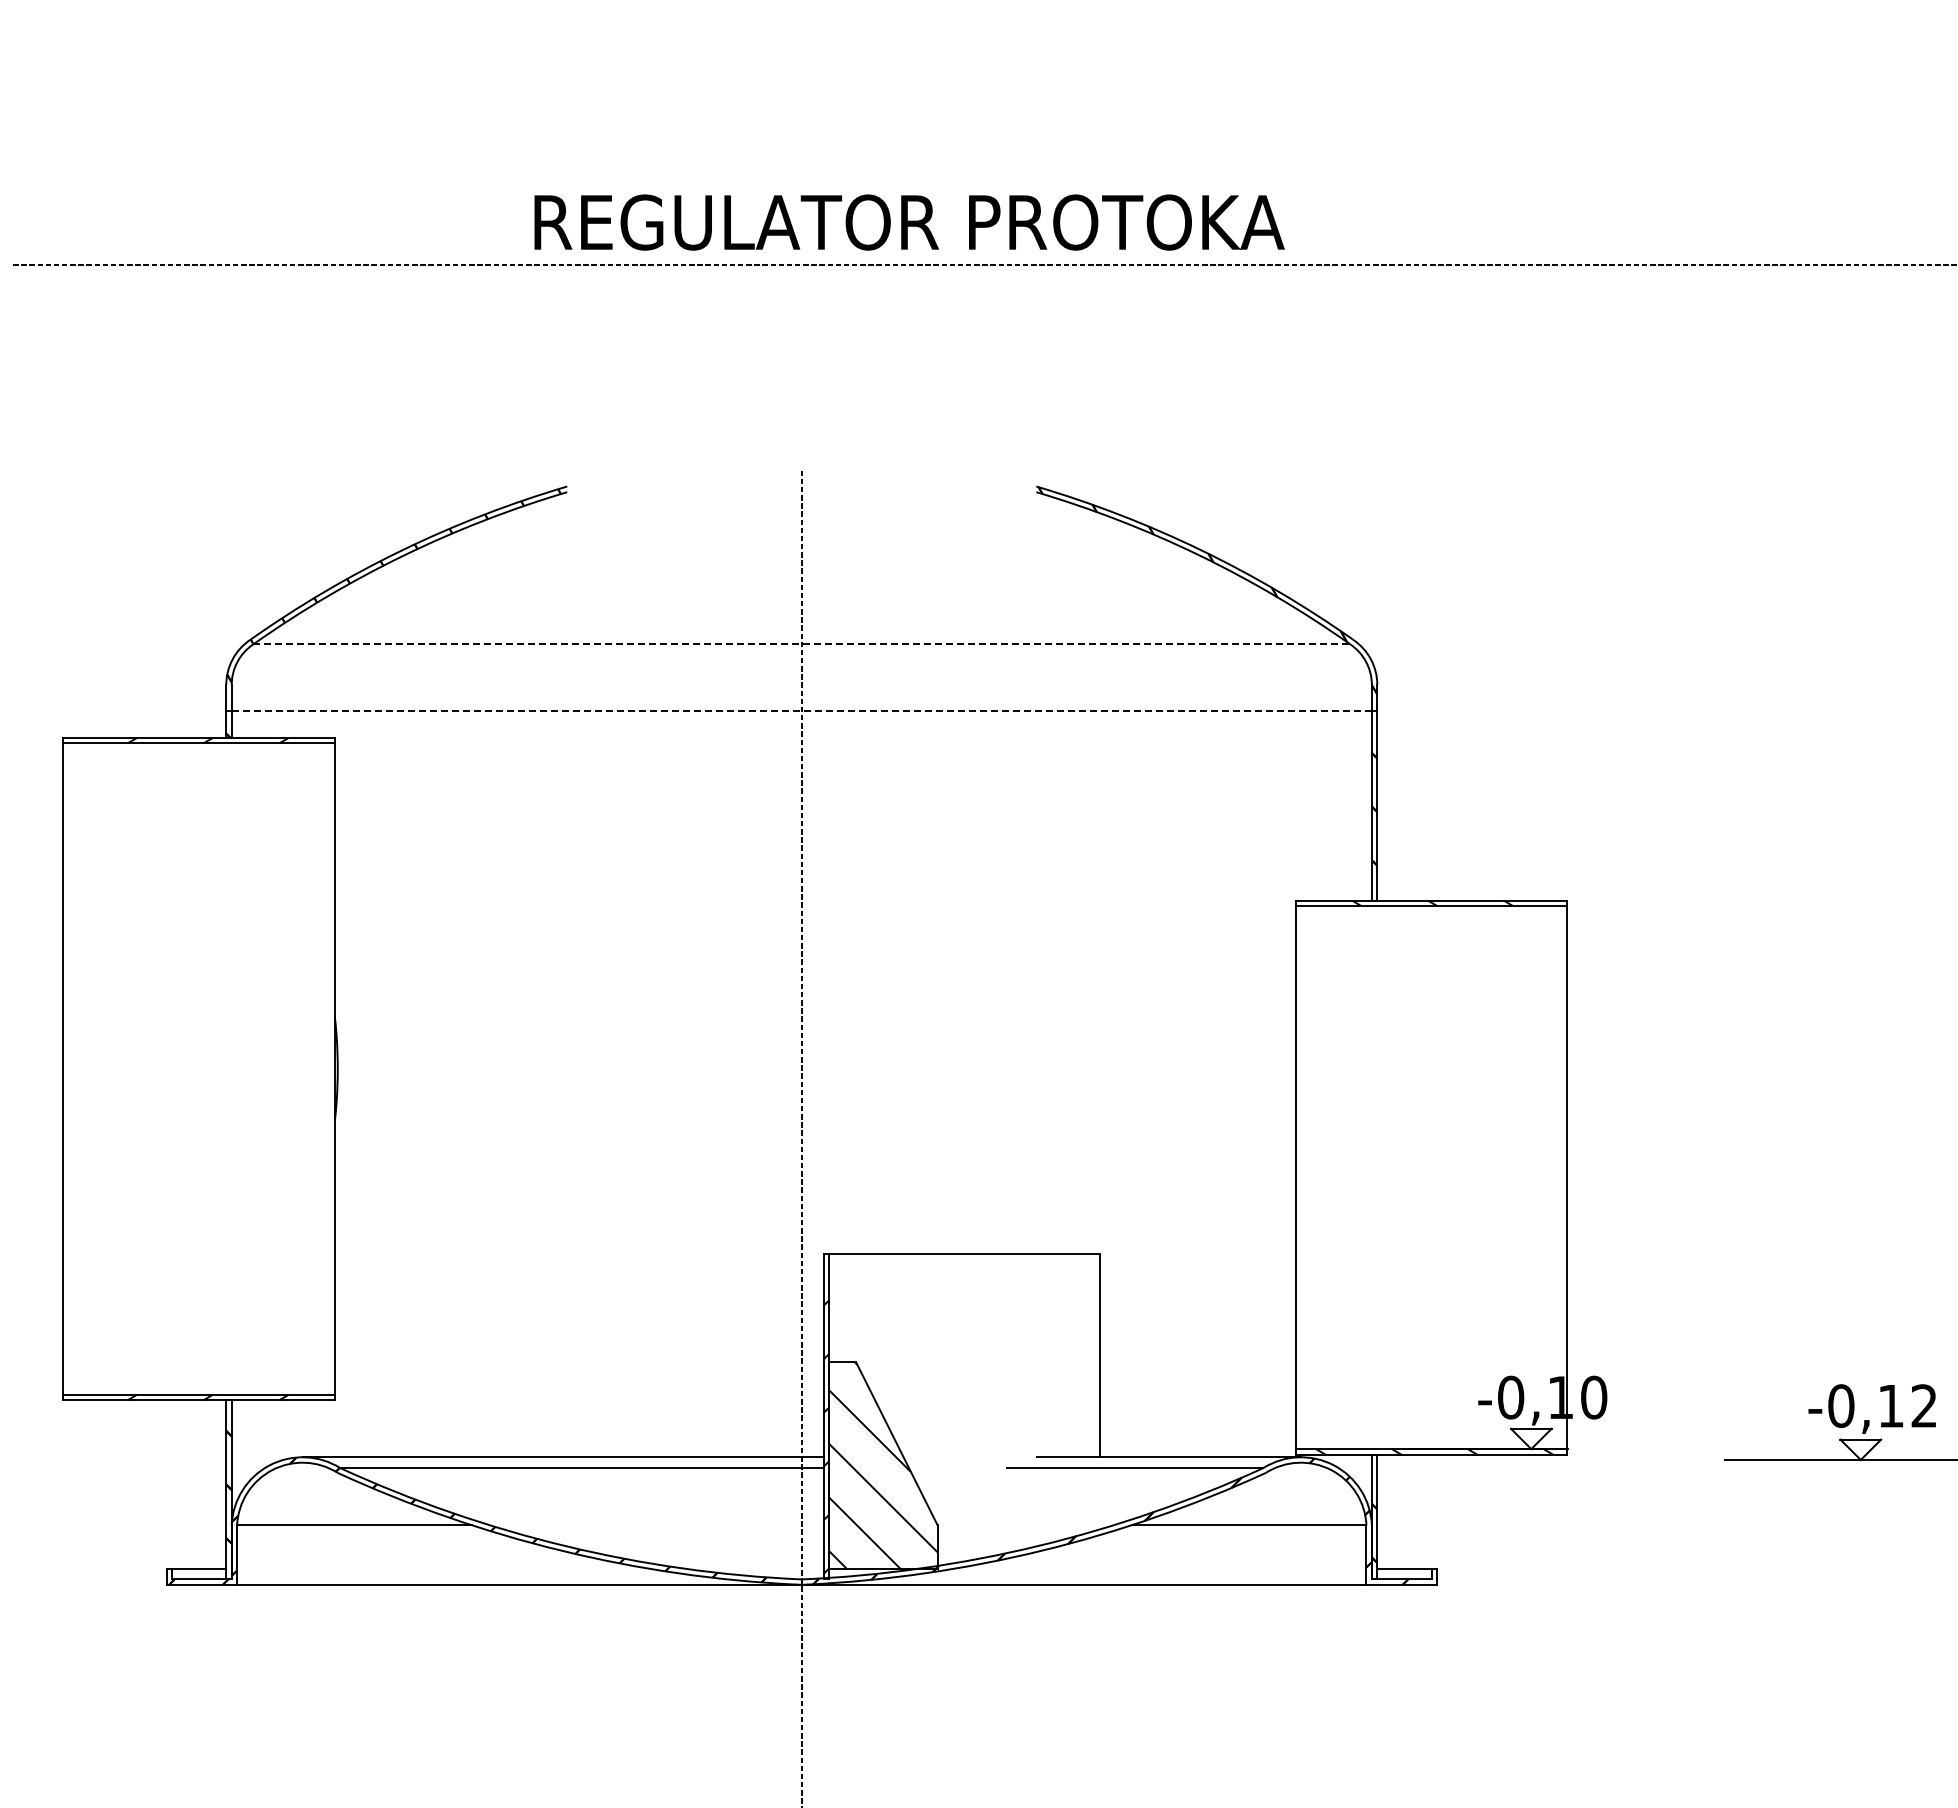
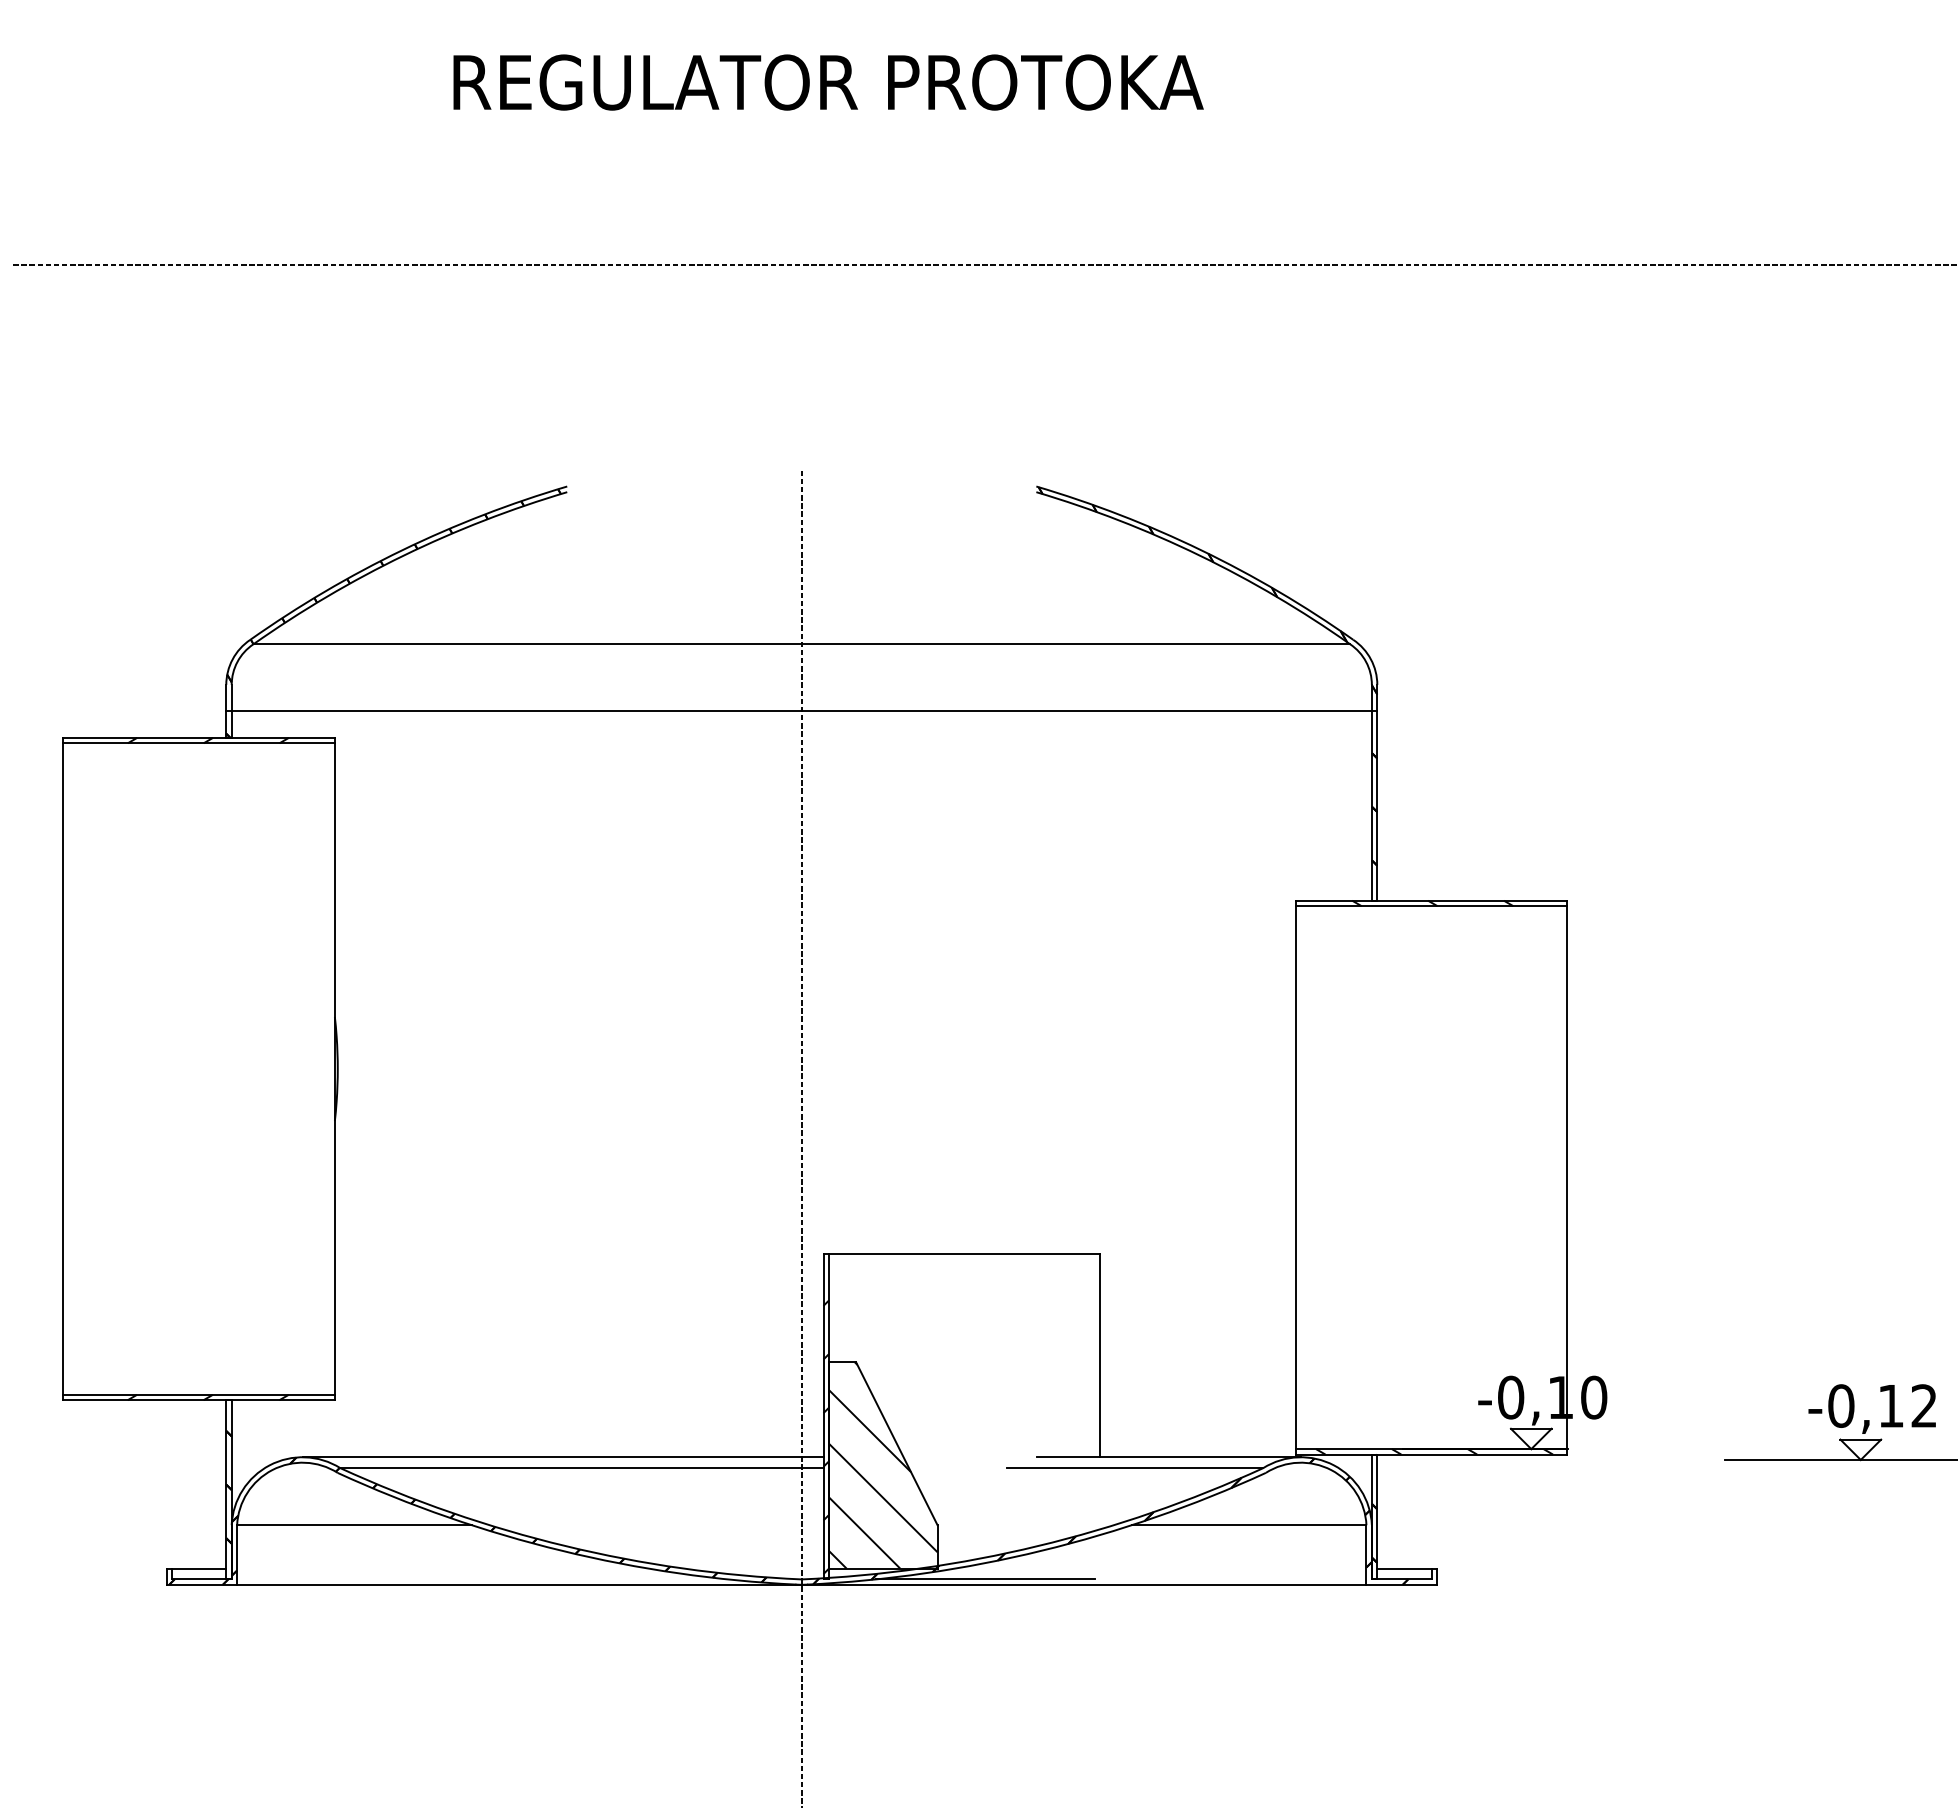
text position: (909, 222) -> (828, 82) (828, 82)
line: dashed -> solid (802, 644)
line: dashed -> solid (802, 710)
line: none -> present (985, 1579)
